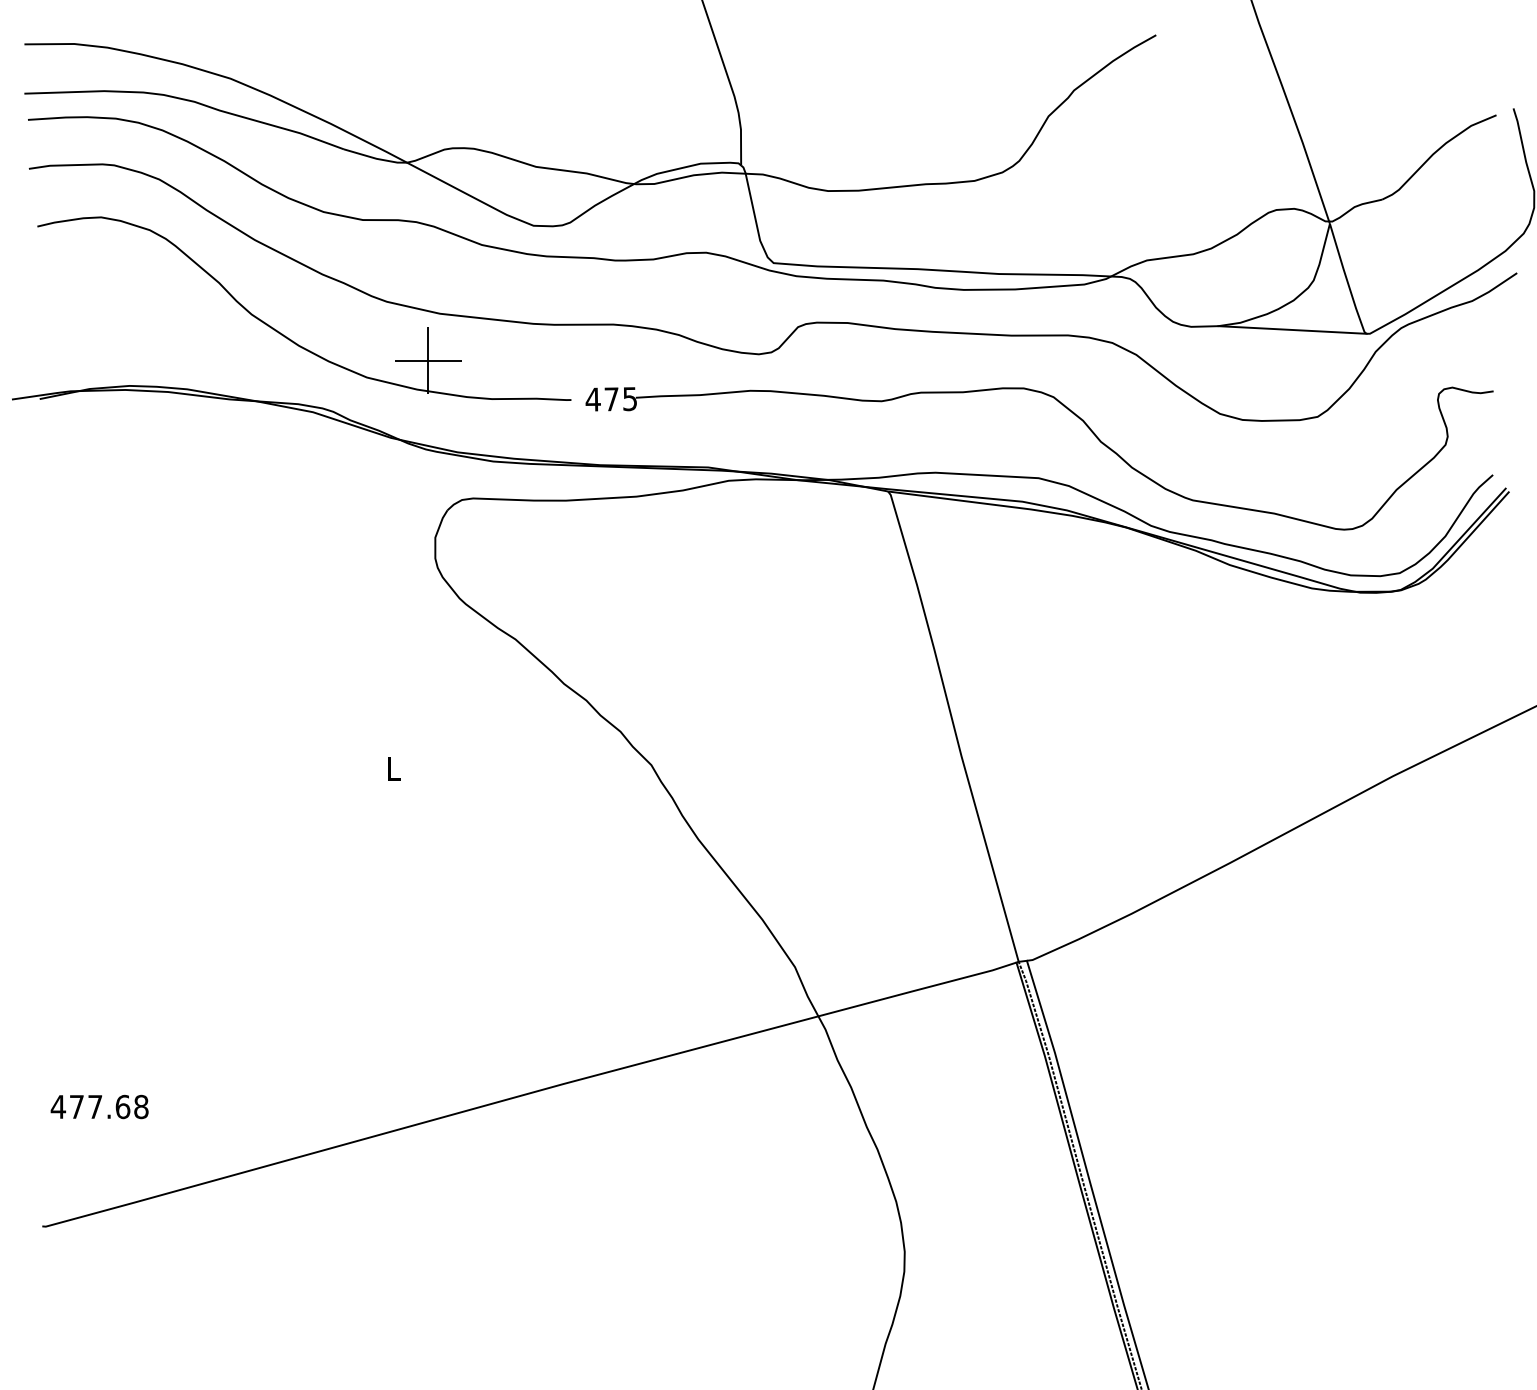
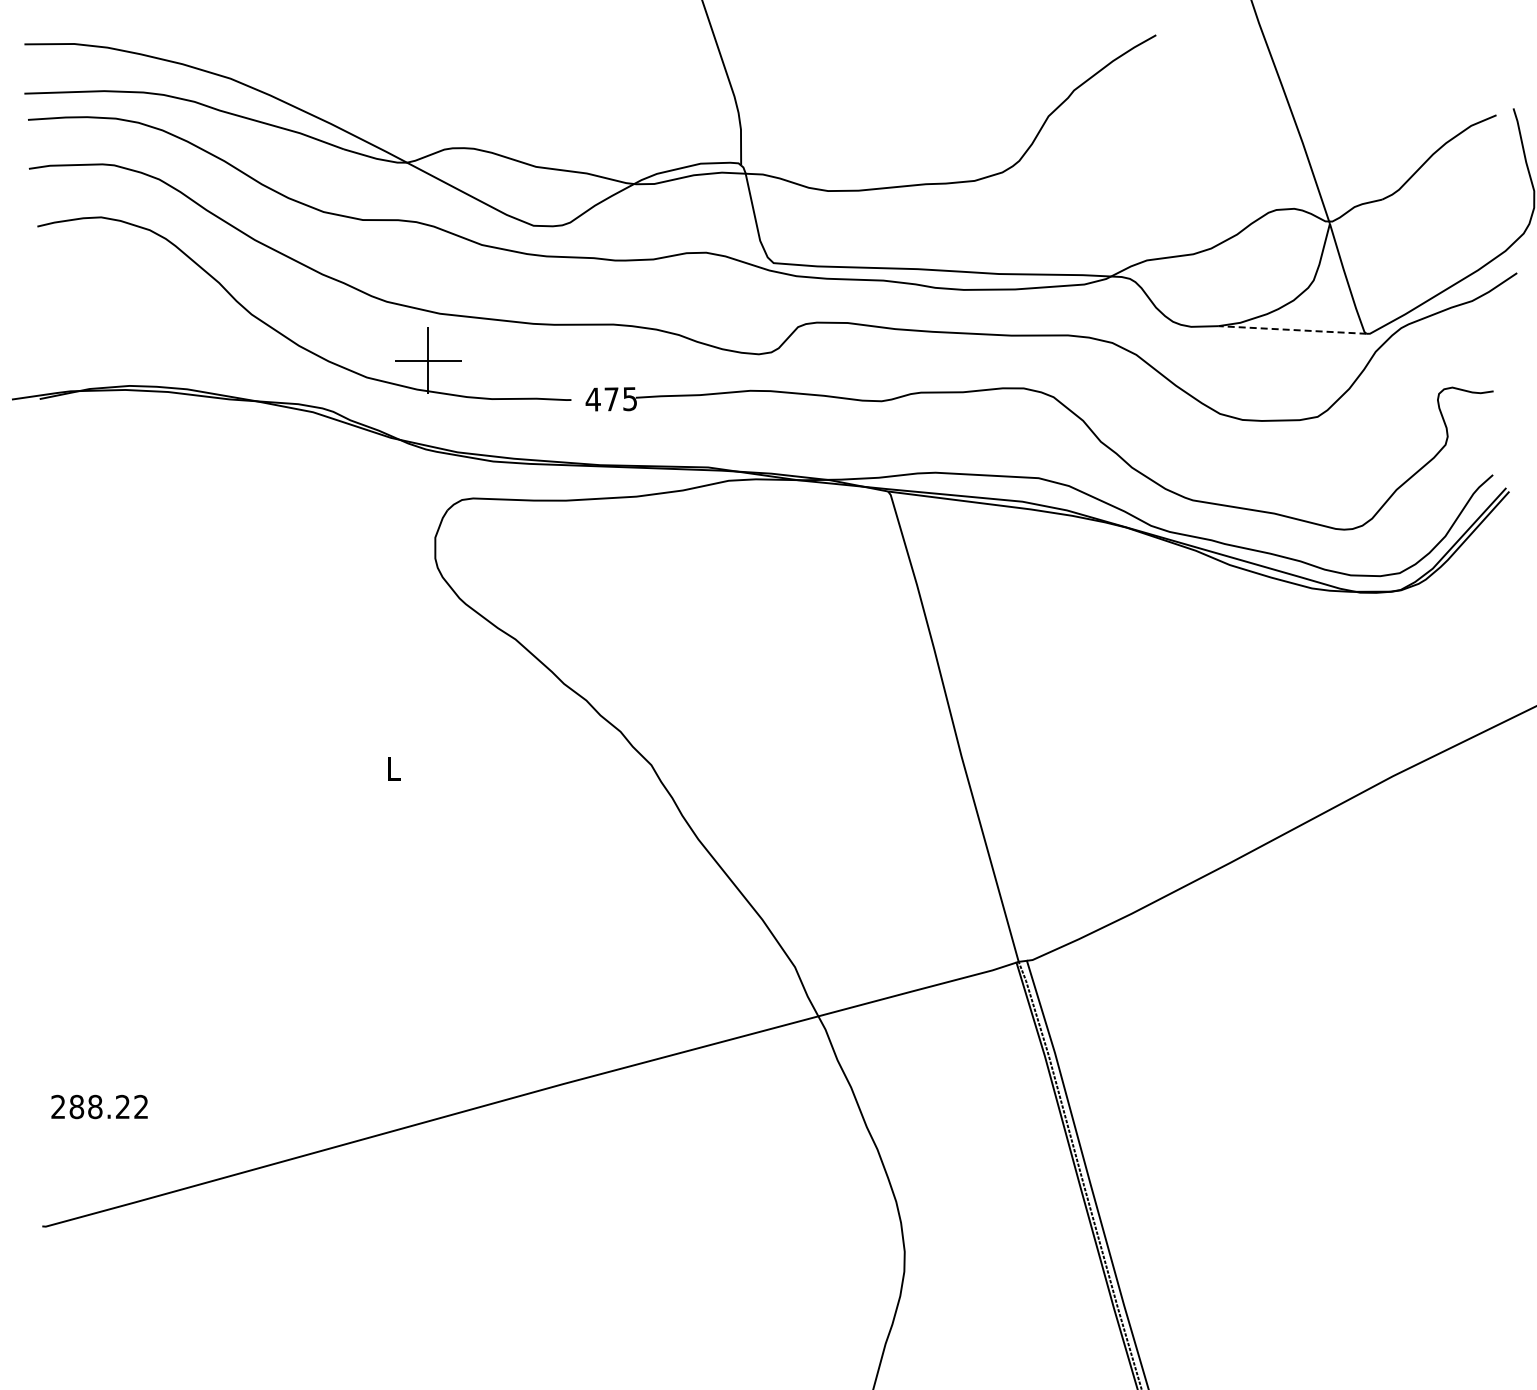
line: solid -> dashed (1291, 329)
text: 477.68 -> 288.22 (99, 1106)
